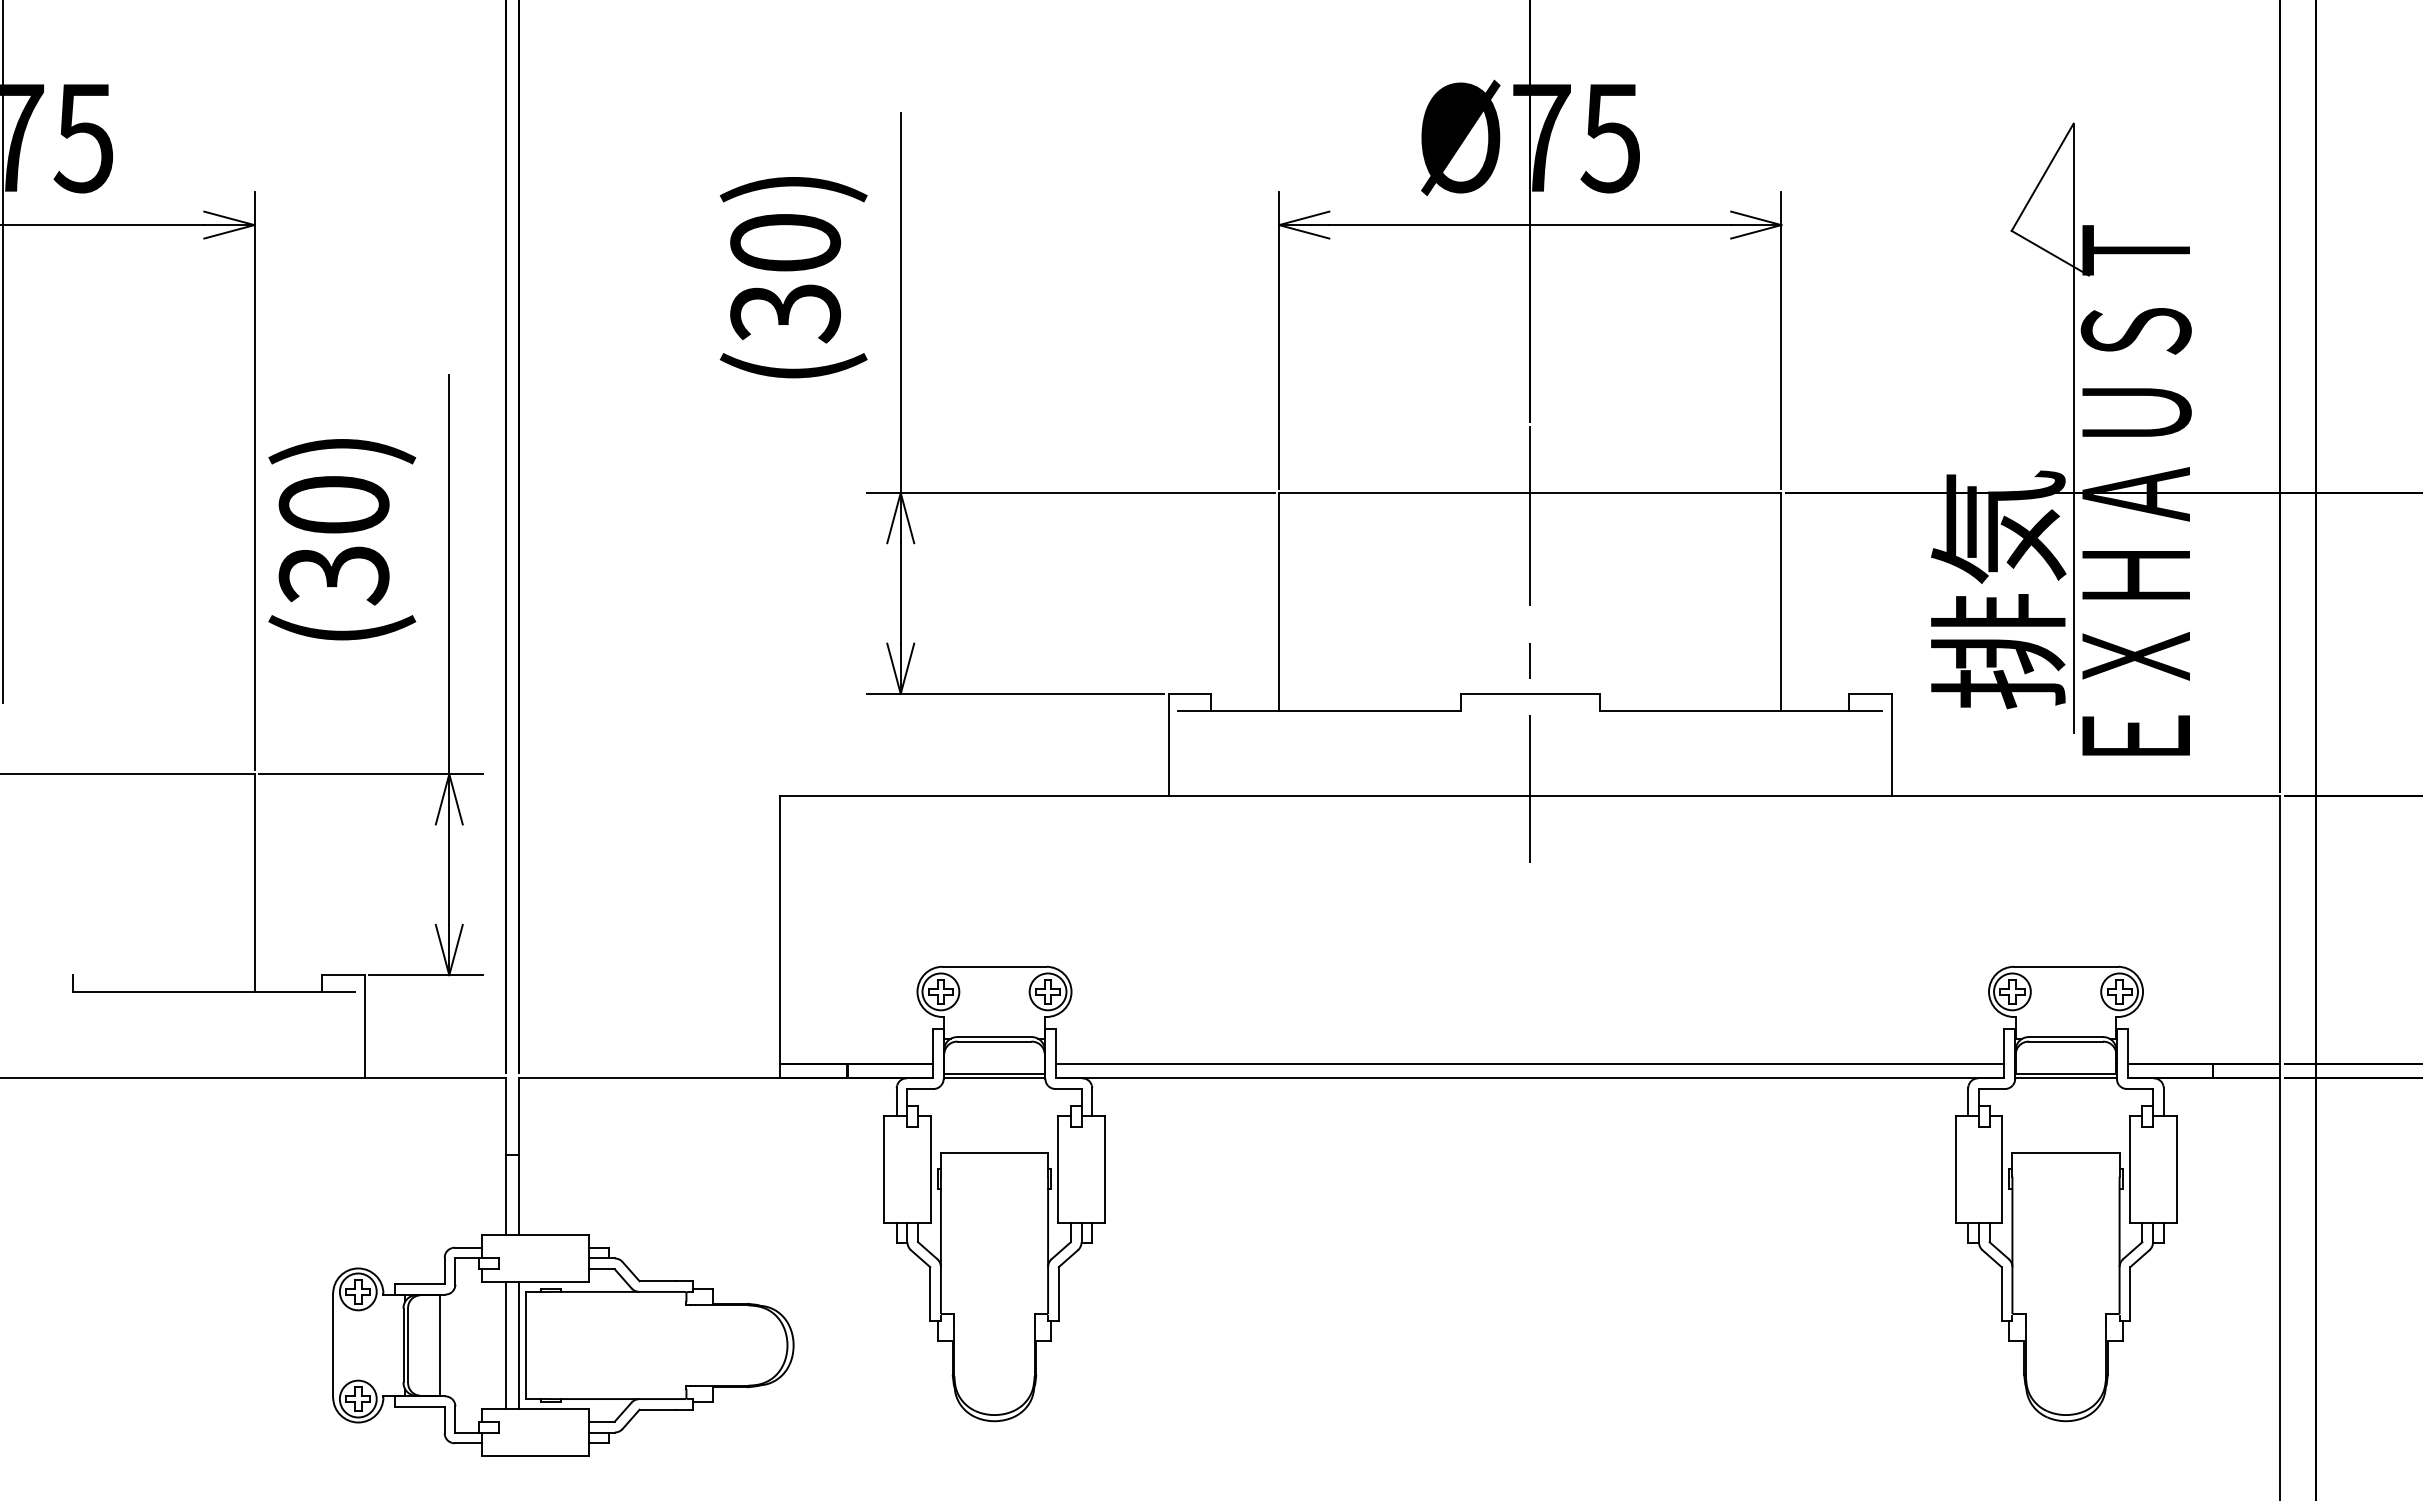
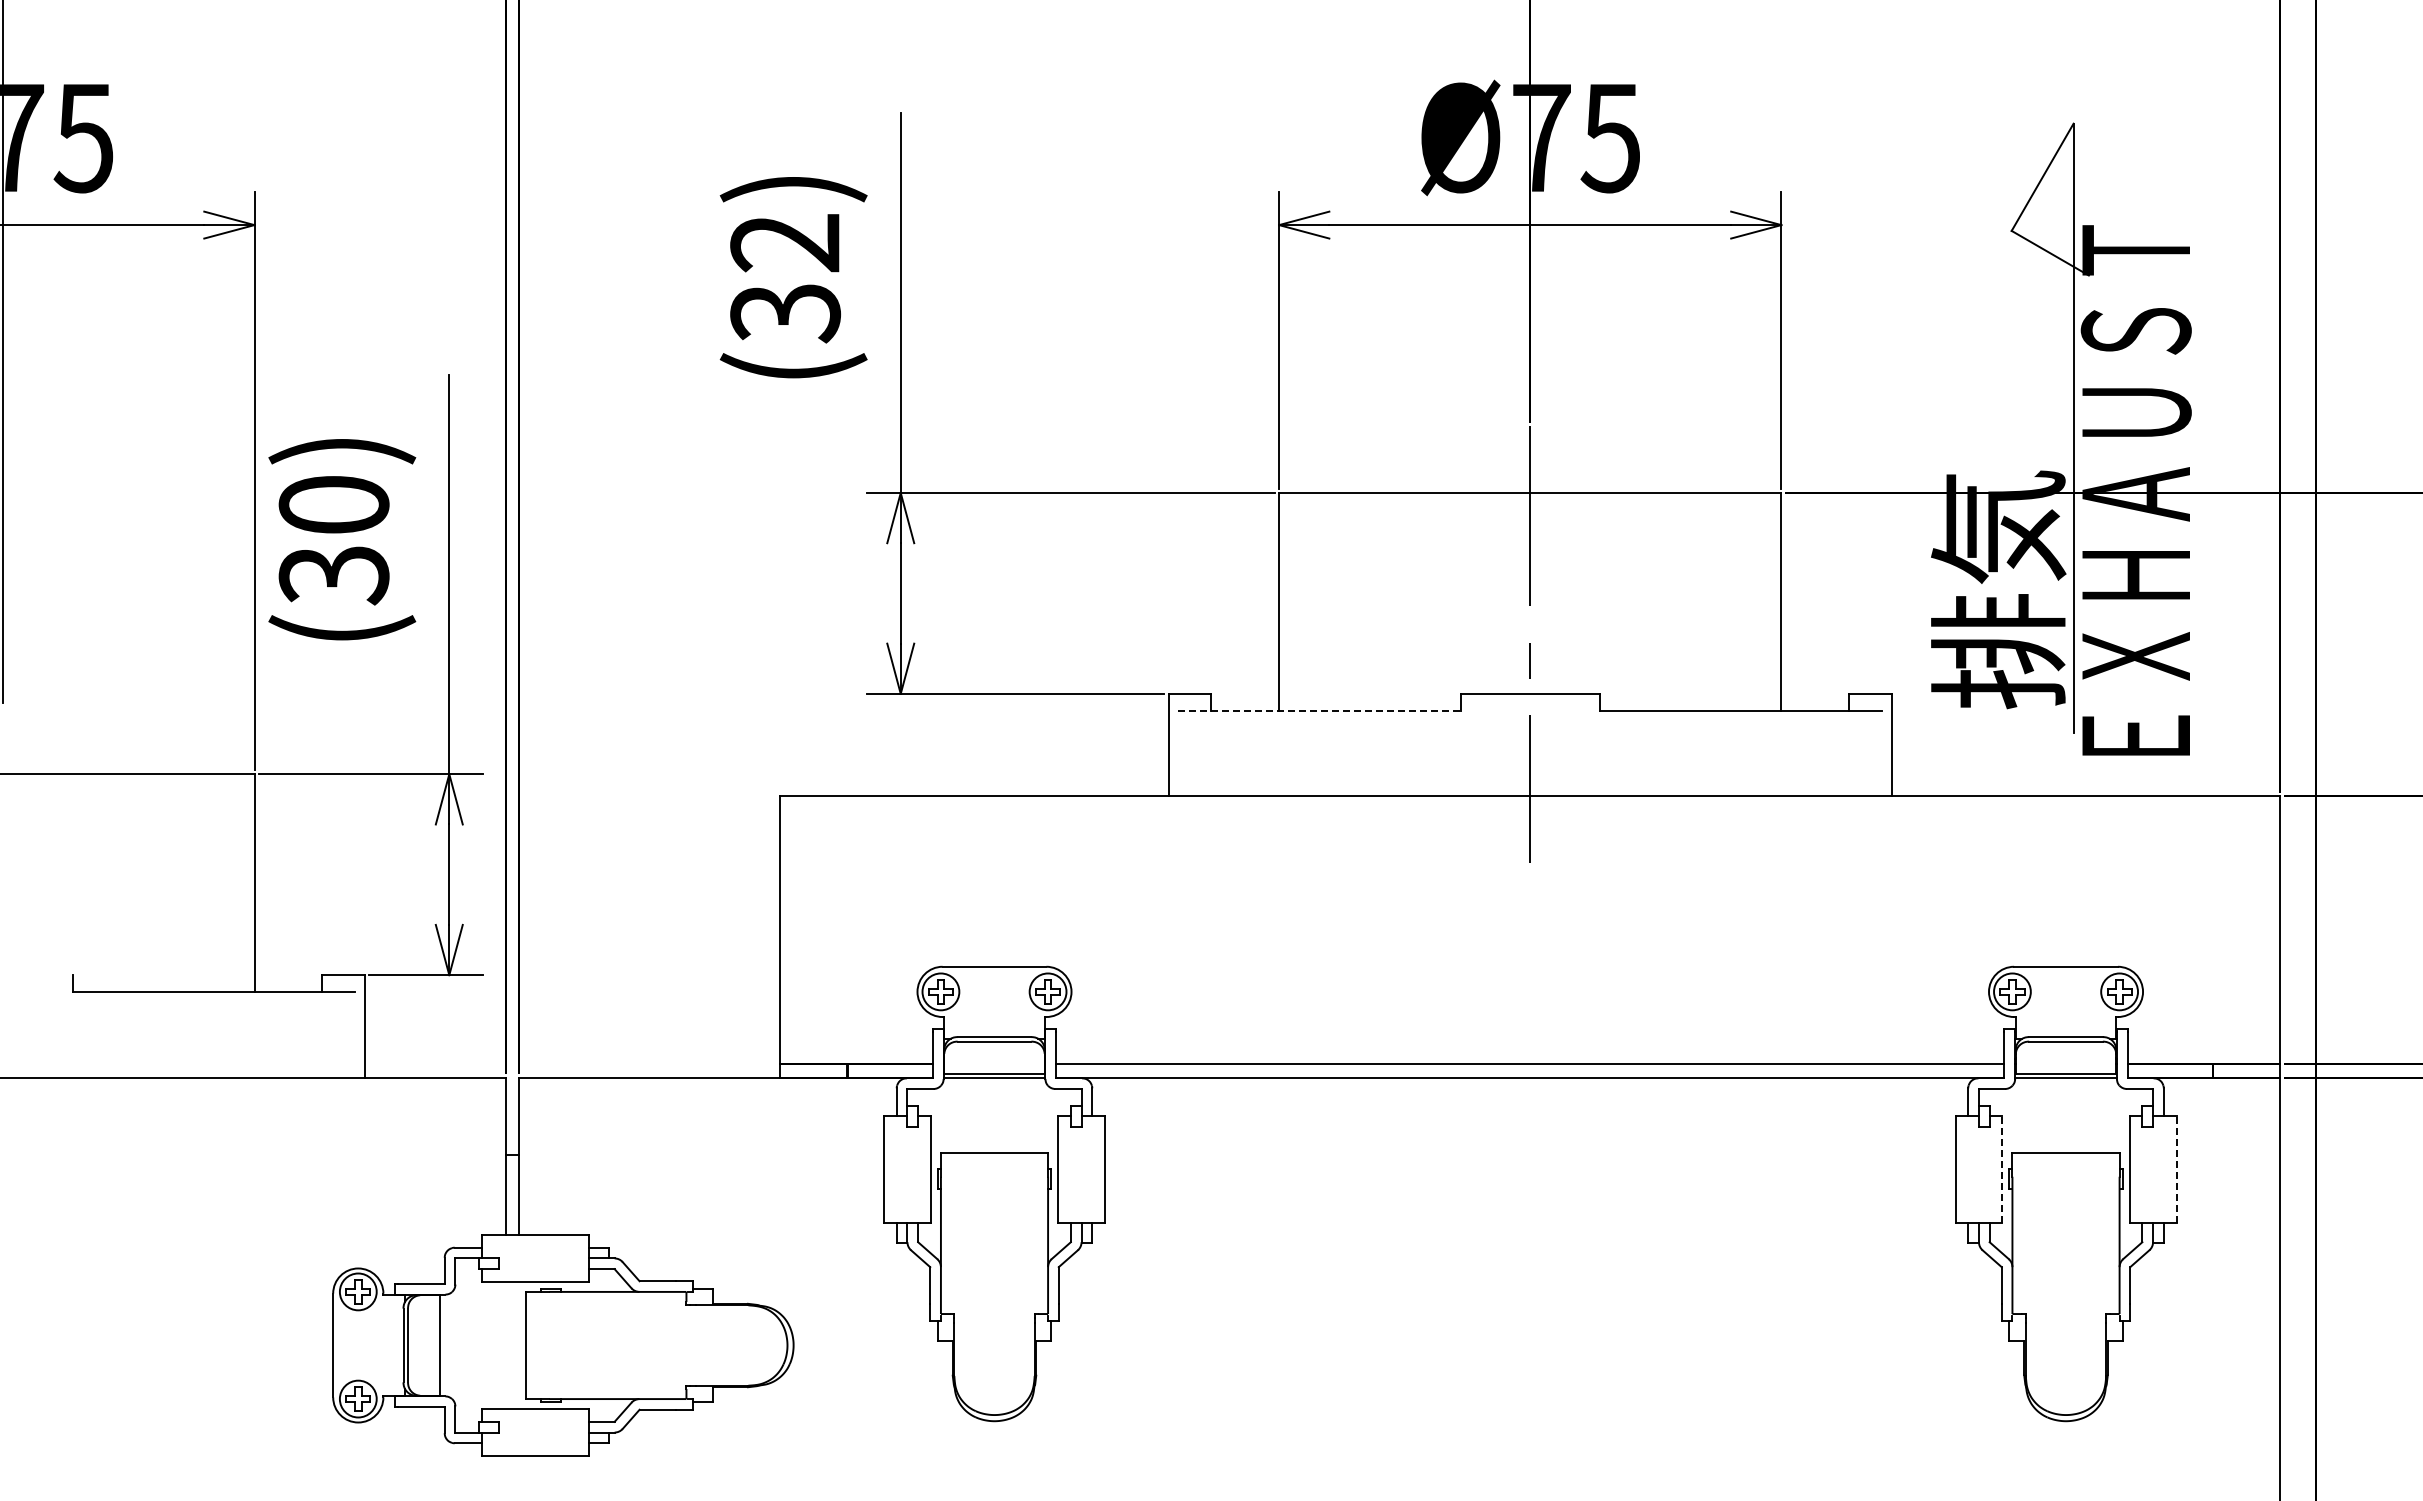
text: (30) -> (32) (785, 243)
line: solid -> dashed (1320, 710)
line: solid -> dashed (2002, 1169)
line: solid -> dashed (2176, 1169)
line: present -> none (505, 1345)
line: present -> none (519, 1345)
